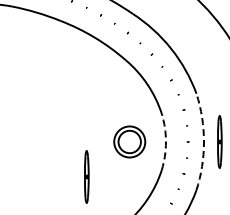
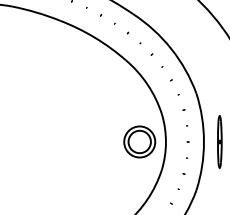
part position: (129, 141) -> (139, 141) (139, 141)
arc: dashed -> solid (165, 141)
arc: dashed -> solid (203, 141)
part: present -> none (86, 176)
